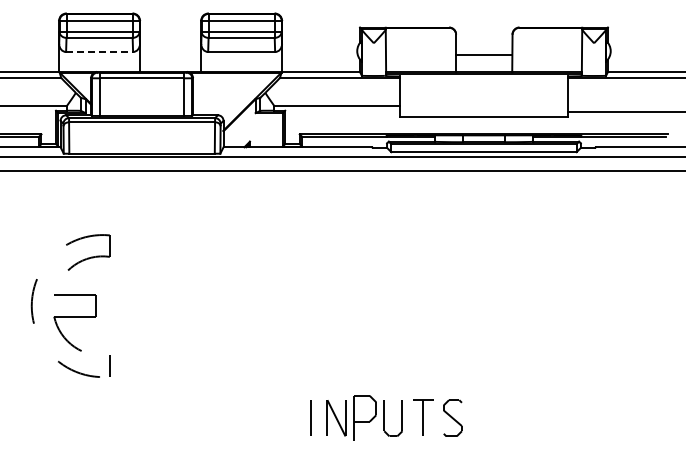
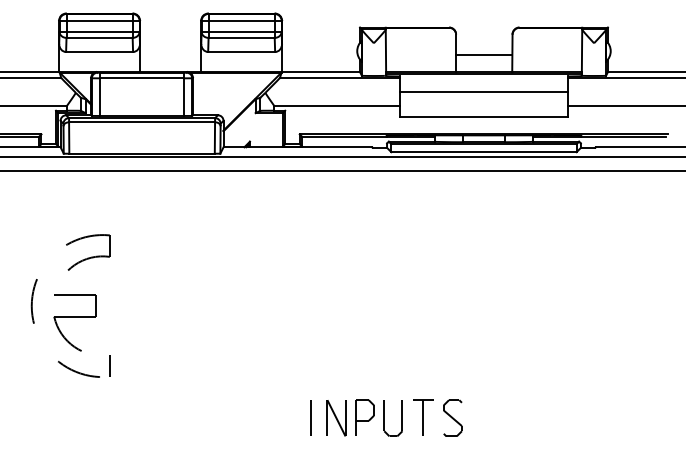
line: dashed -> solid (100, 51)
line: none -> present (483, 91)
line position: (624, 111) -> (624, 105) (624, 105)
part size: 24x46 px -> 20x37 px (364, 417)
